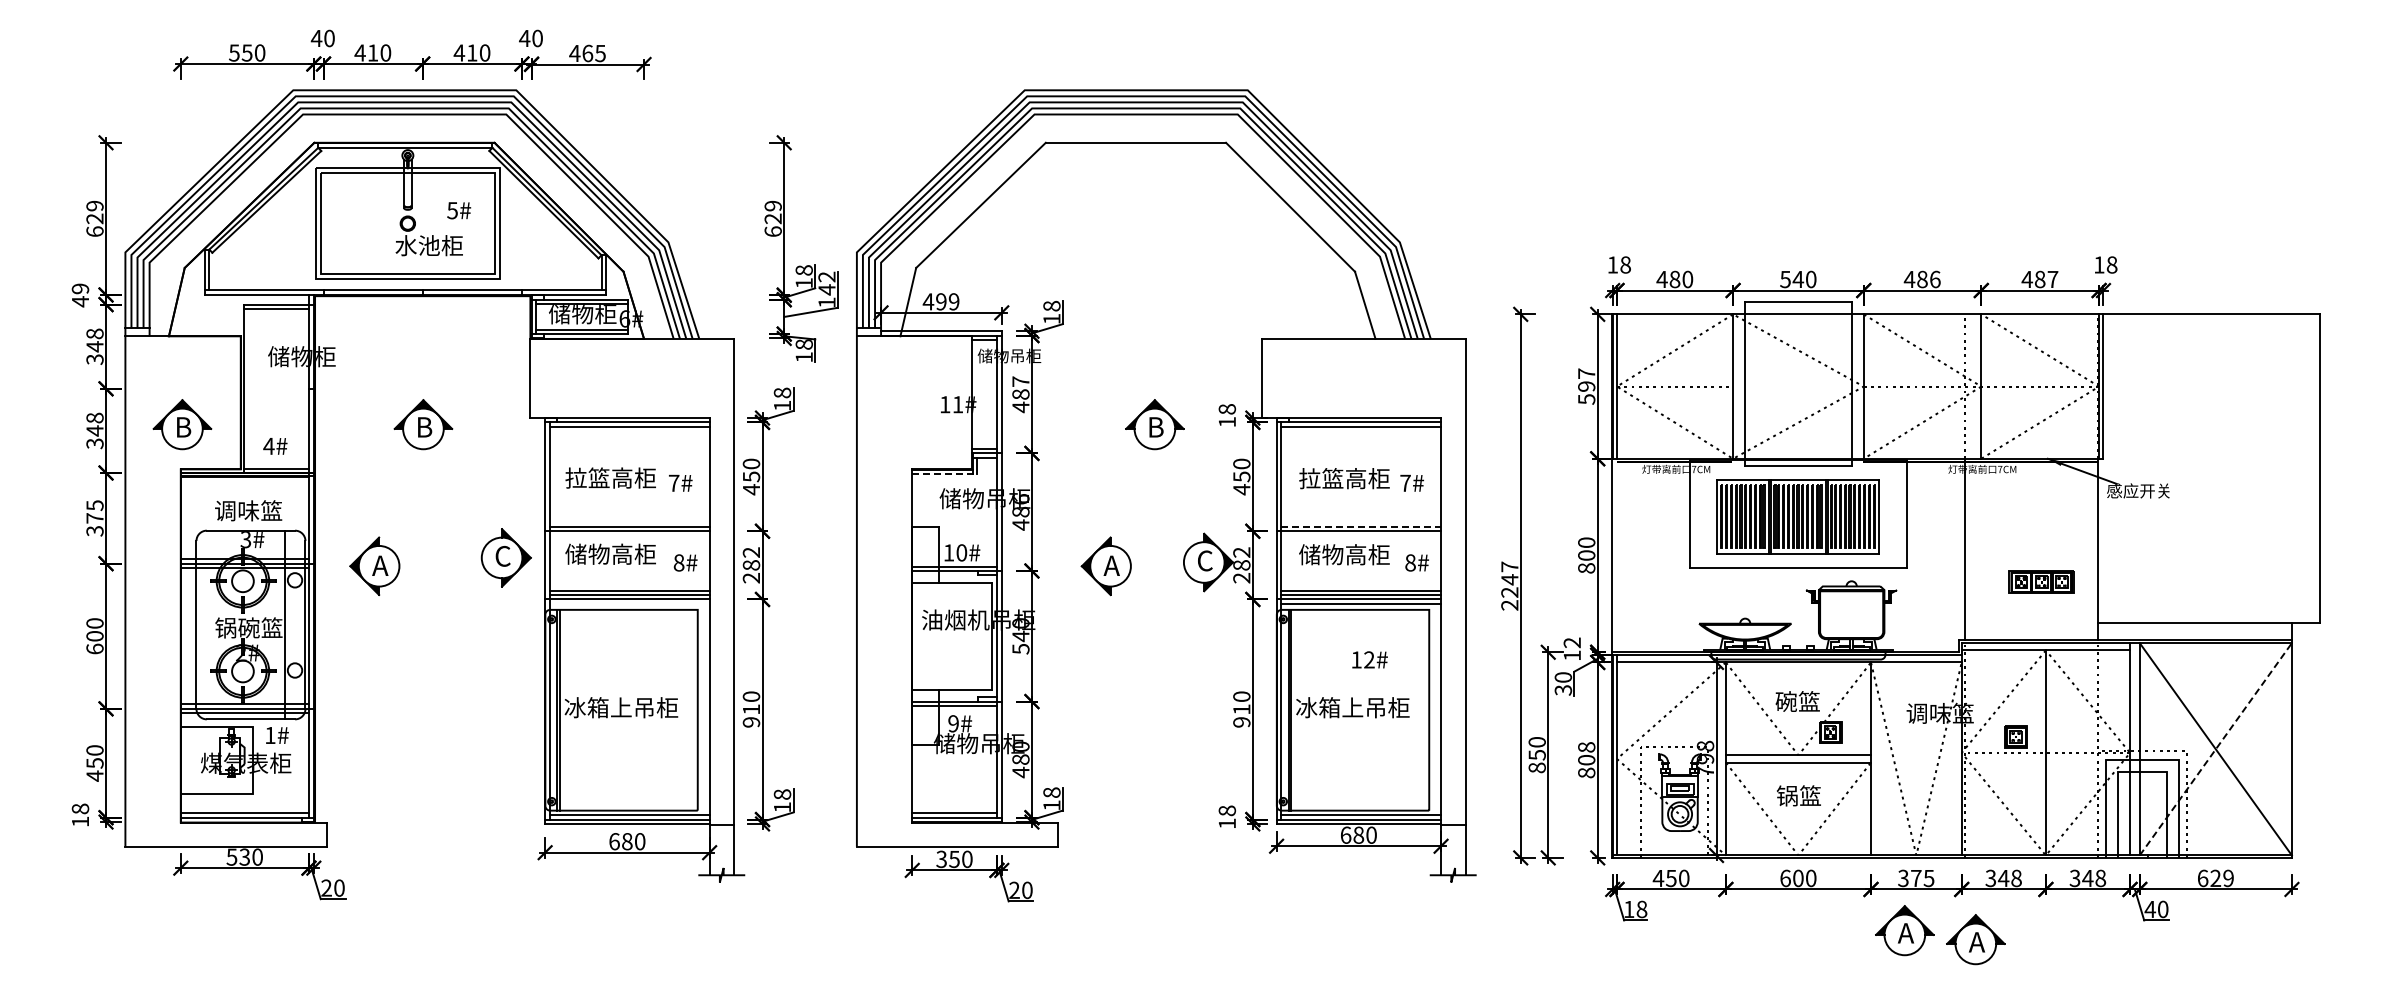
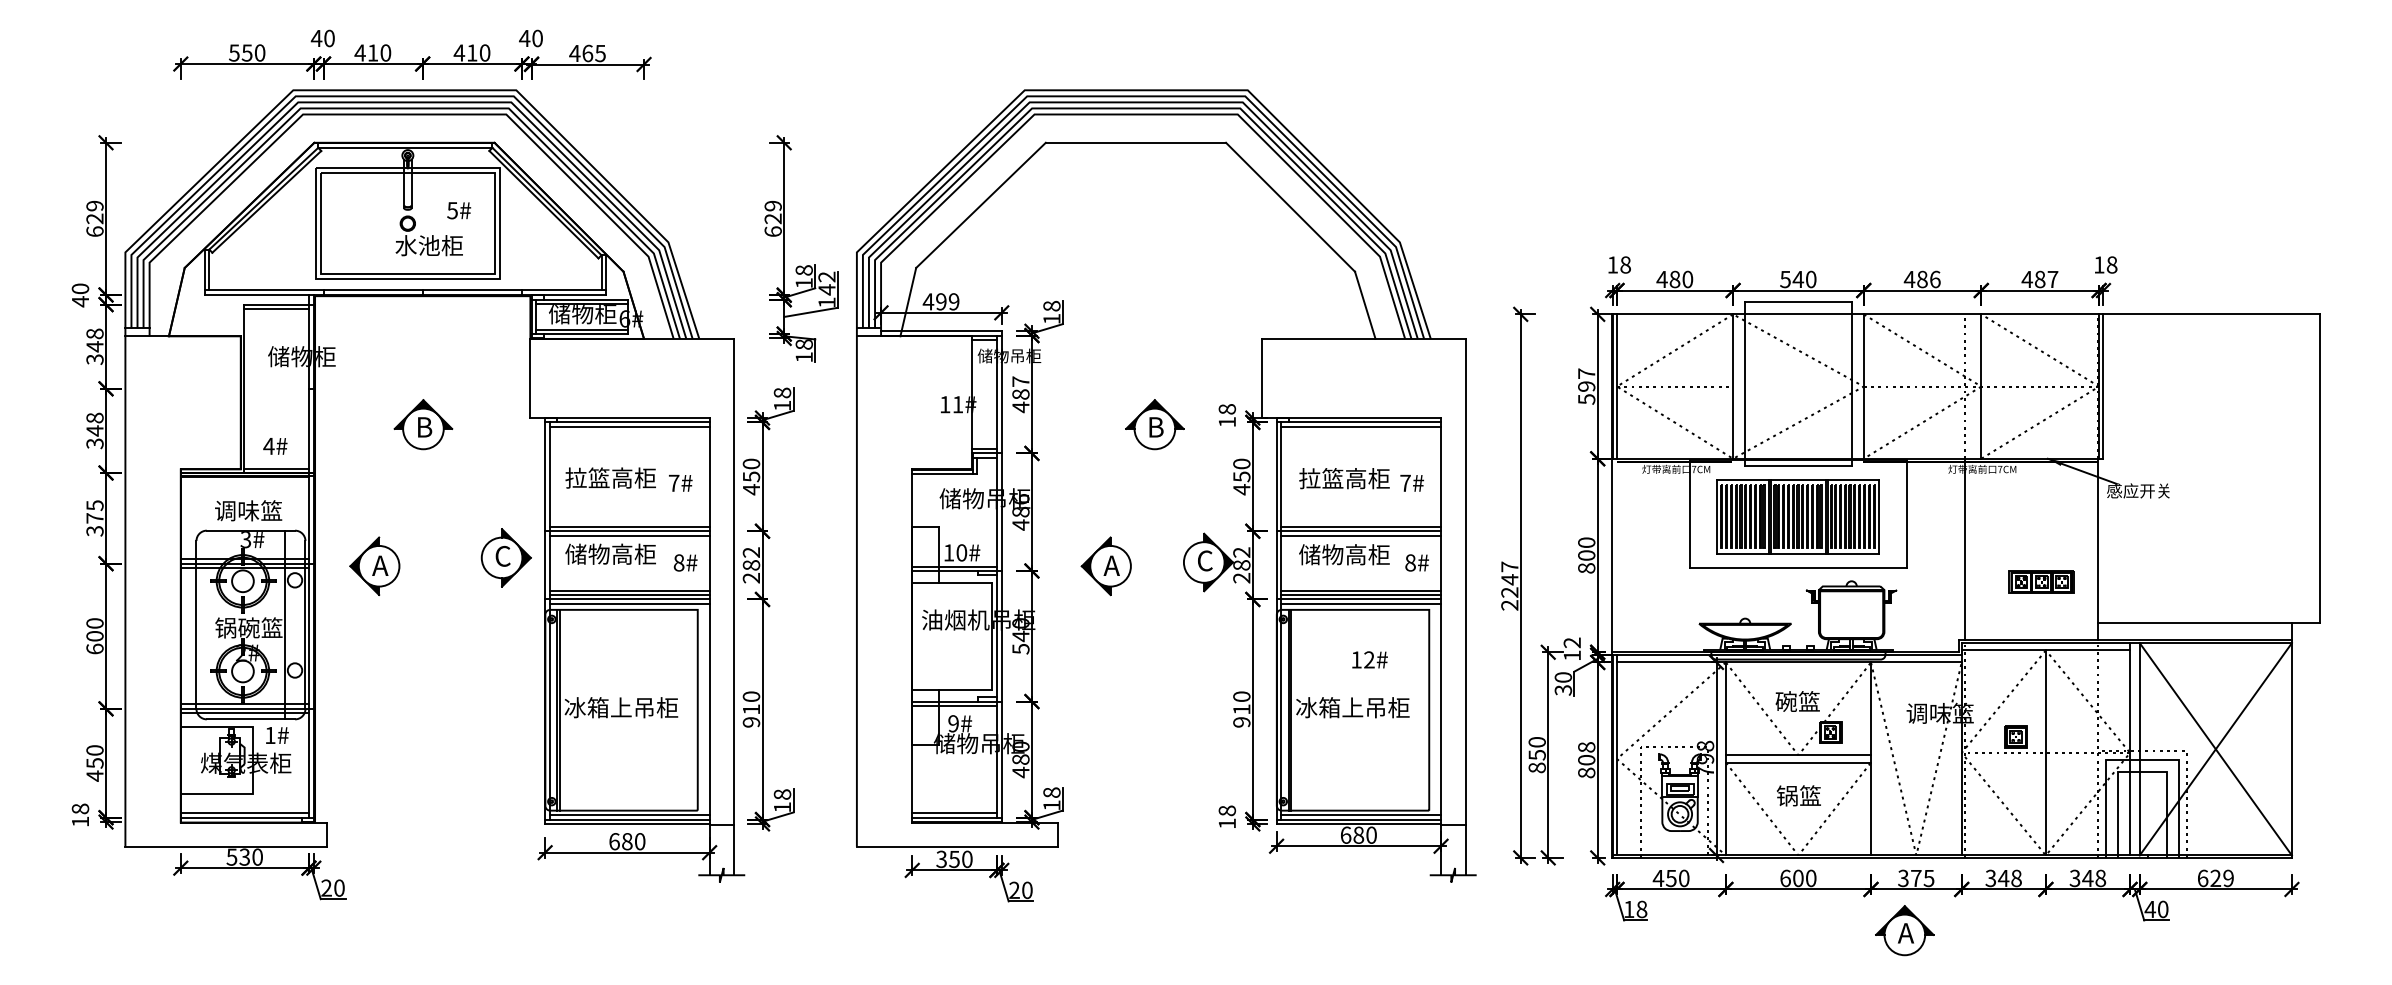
text: 49 -> 40 (80, 288)
part: present -> none (182, 424)
line: dashed -> solid (944, 474)
line: dashed -> solid (1361, 526)
line: none -> present (629, 535)
line: none -> present (1361, 535)
line: none -> present (629, 603)
line: dashed -> solid (2215, 749)
part: present -> none (1975, 939)
